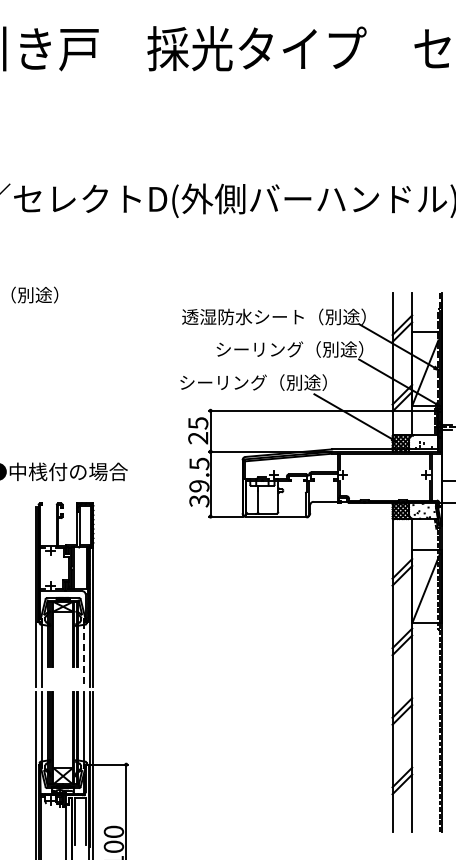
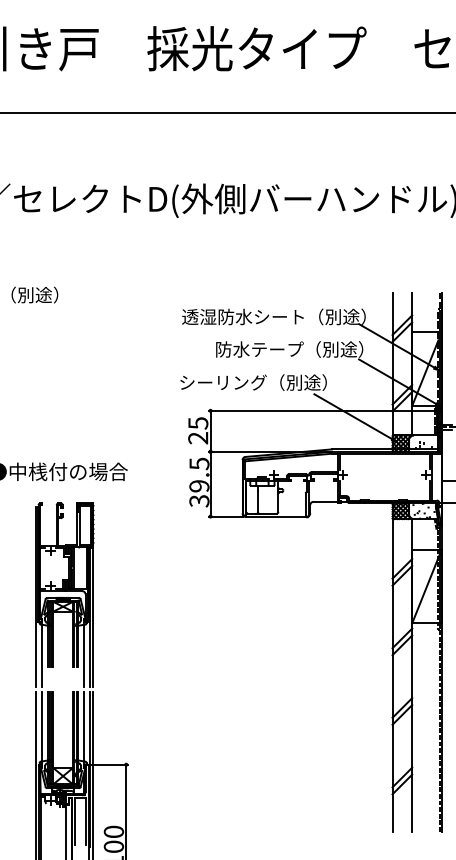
line: none -> present (227, 113)
text: シーリング（別途） -> 防水テープ（別途） (259, 349)
line: dashed -> solid (84, 654)
